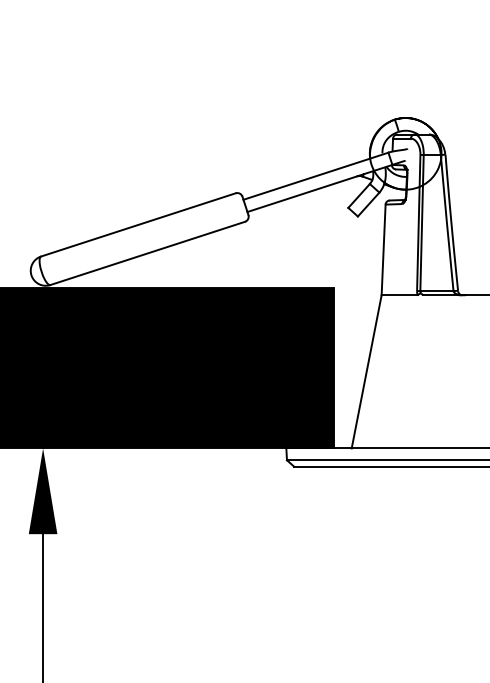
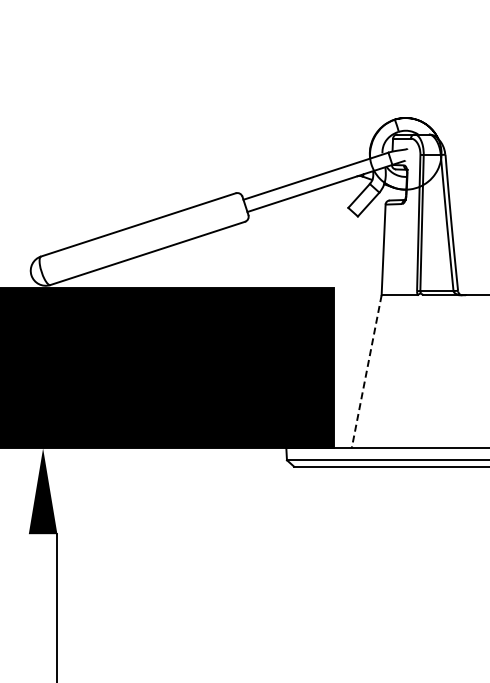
line: solid -> dashed (366, 372)
line position: (43, 606) -> (57, 606) (57, 606)
